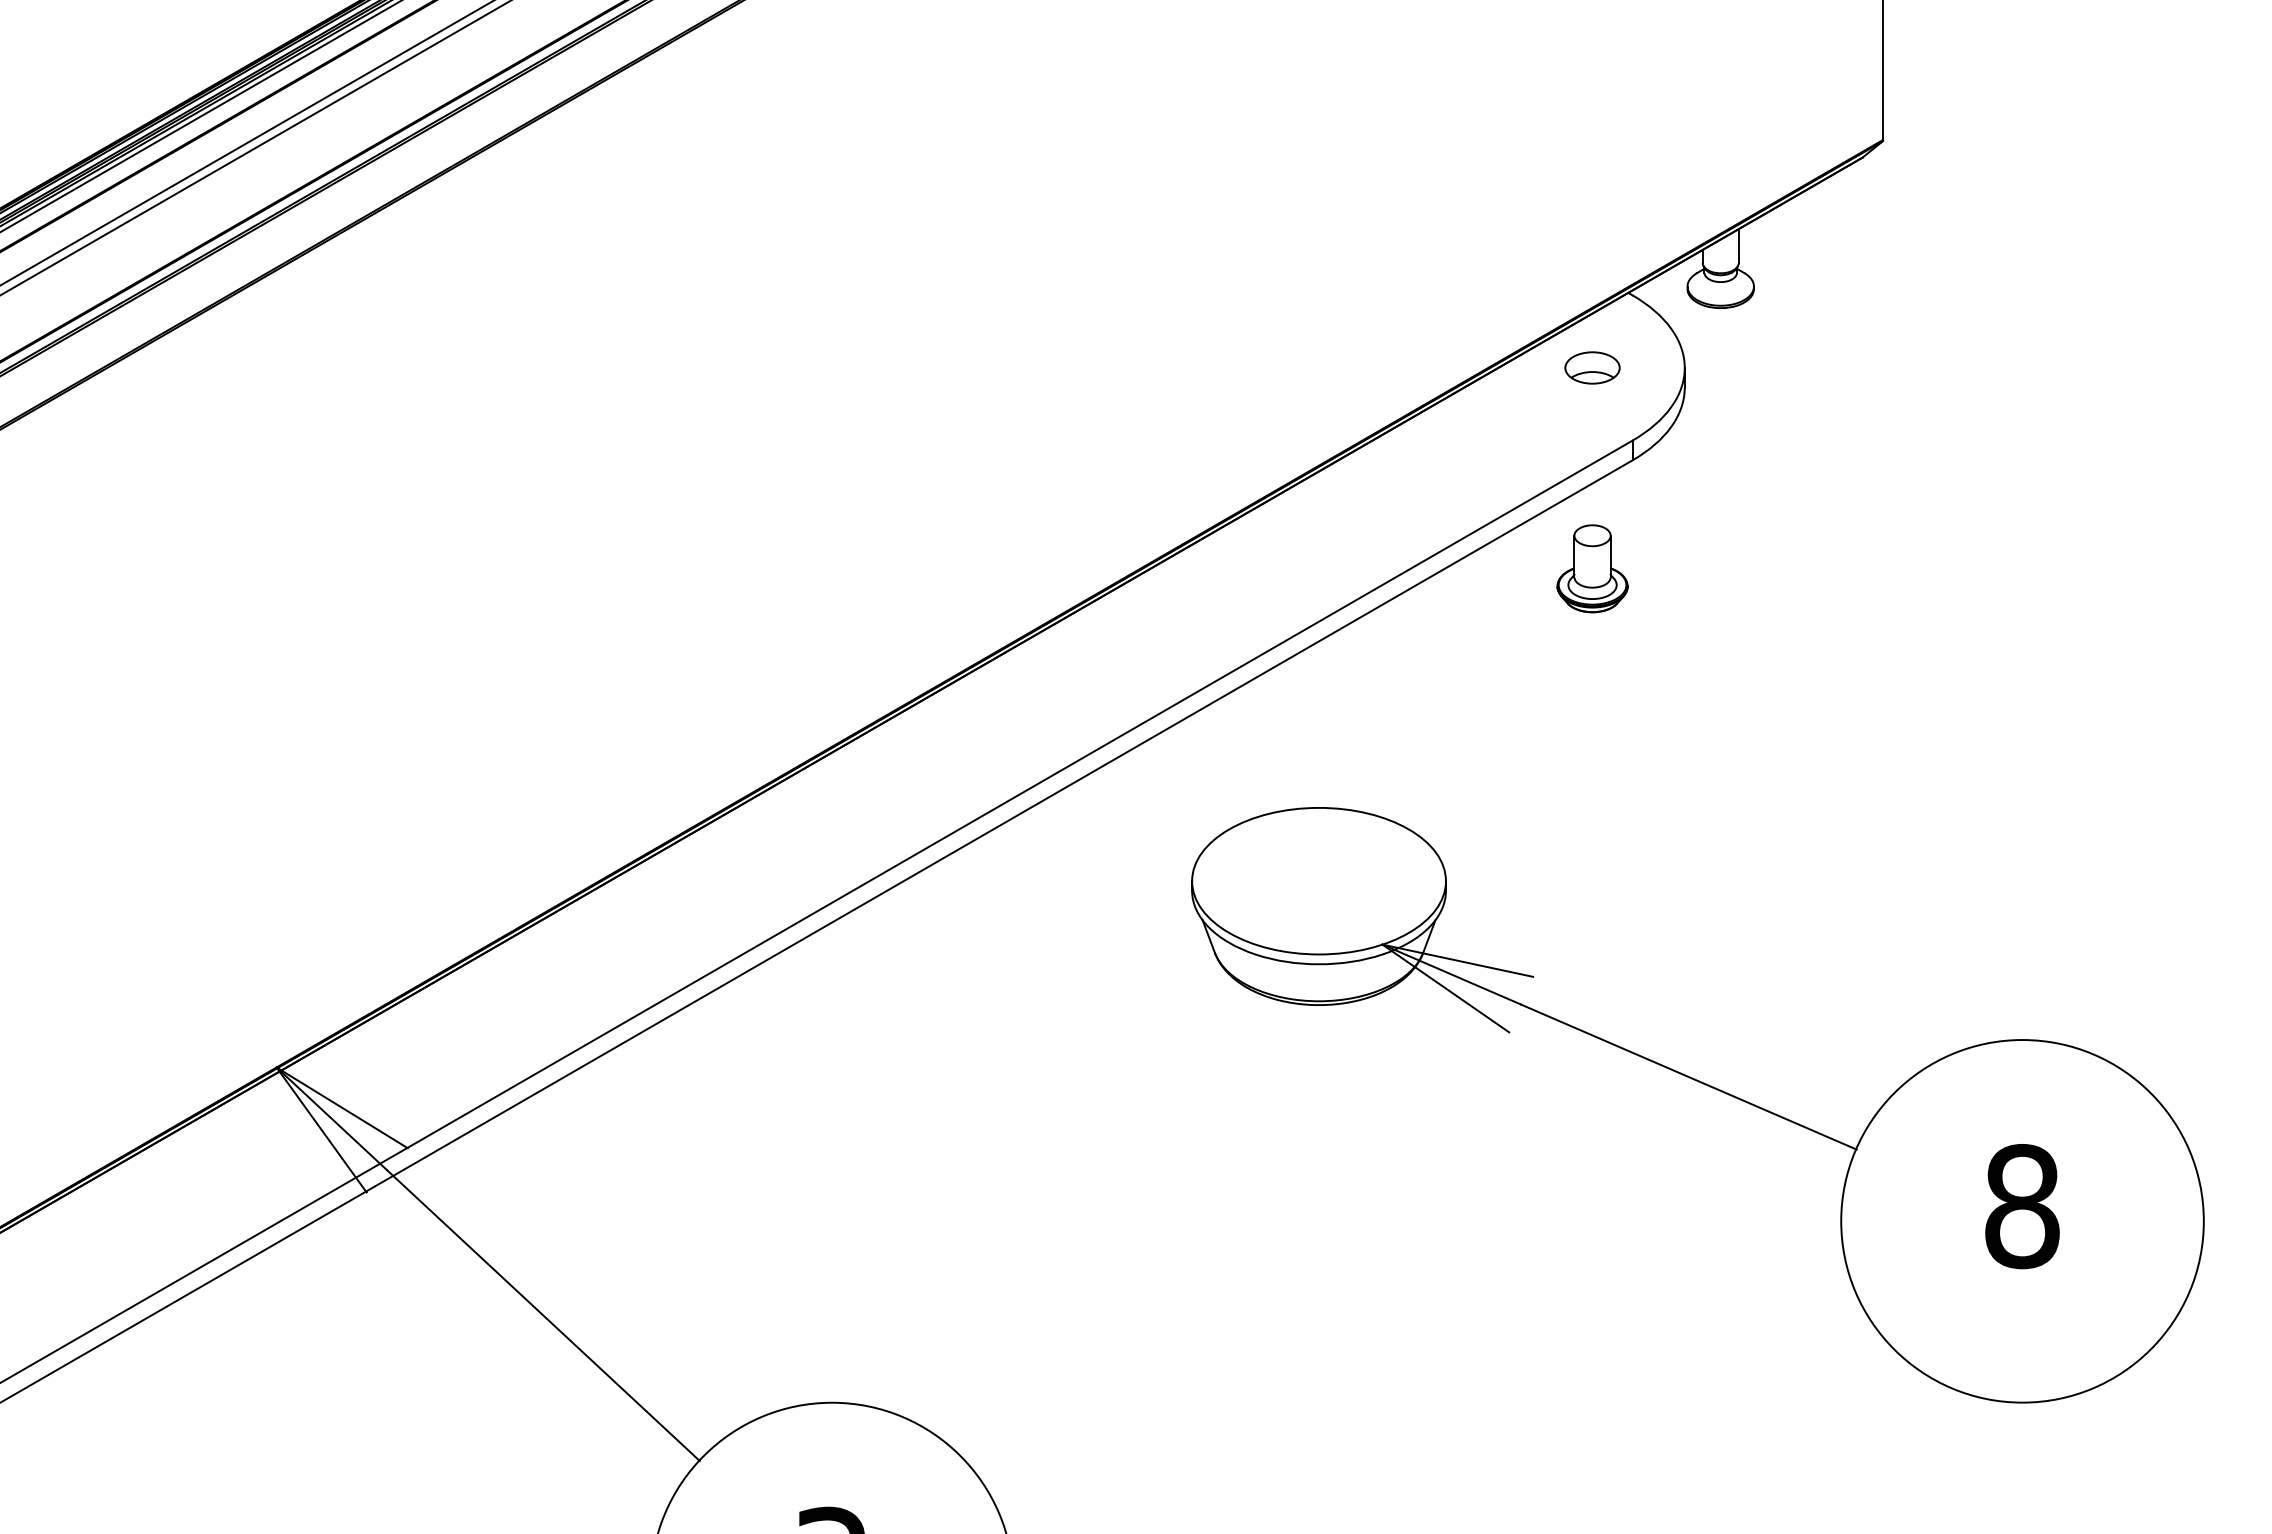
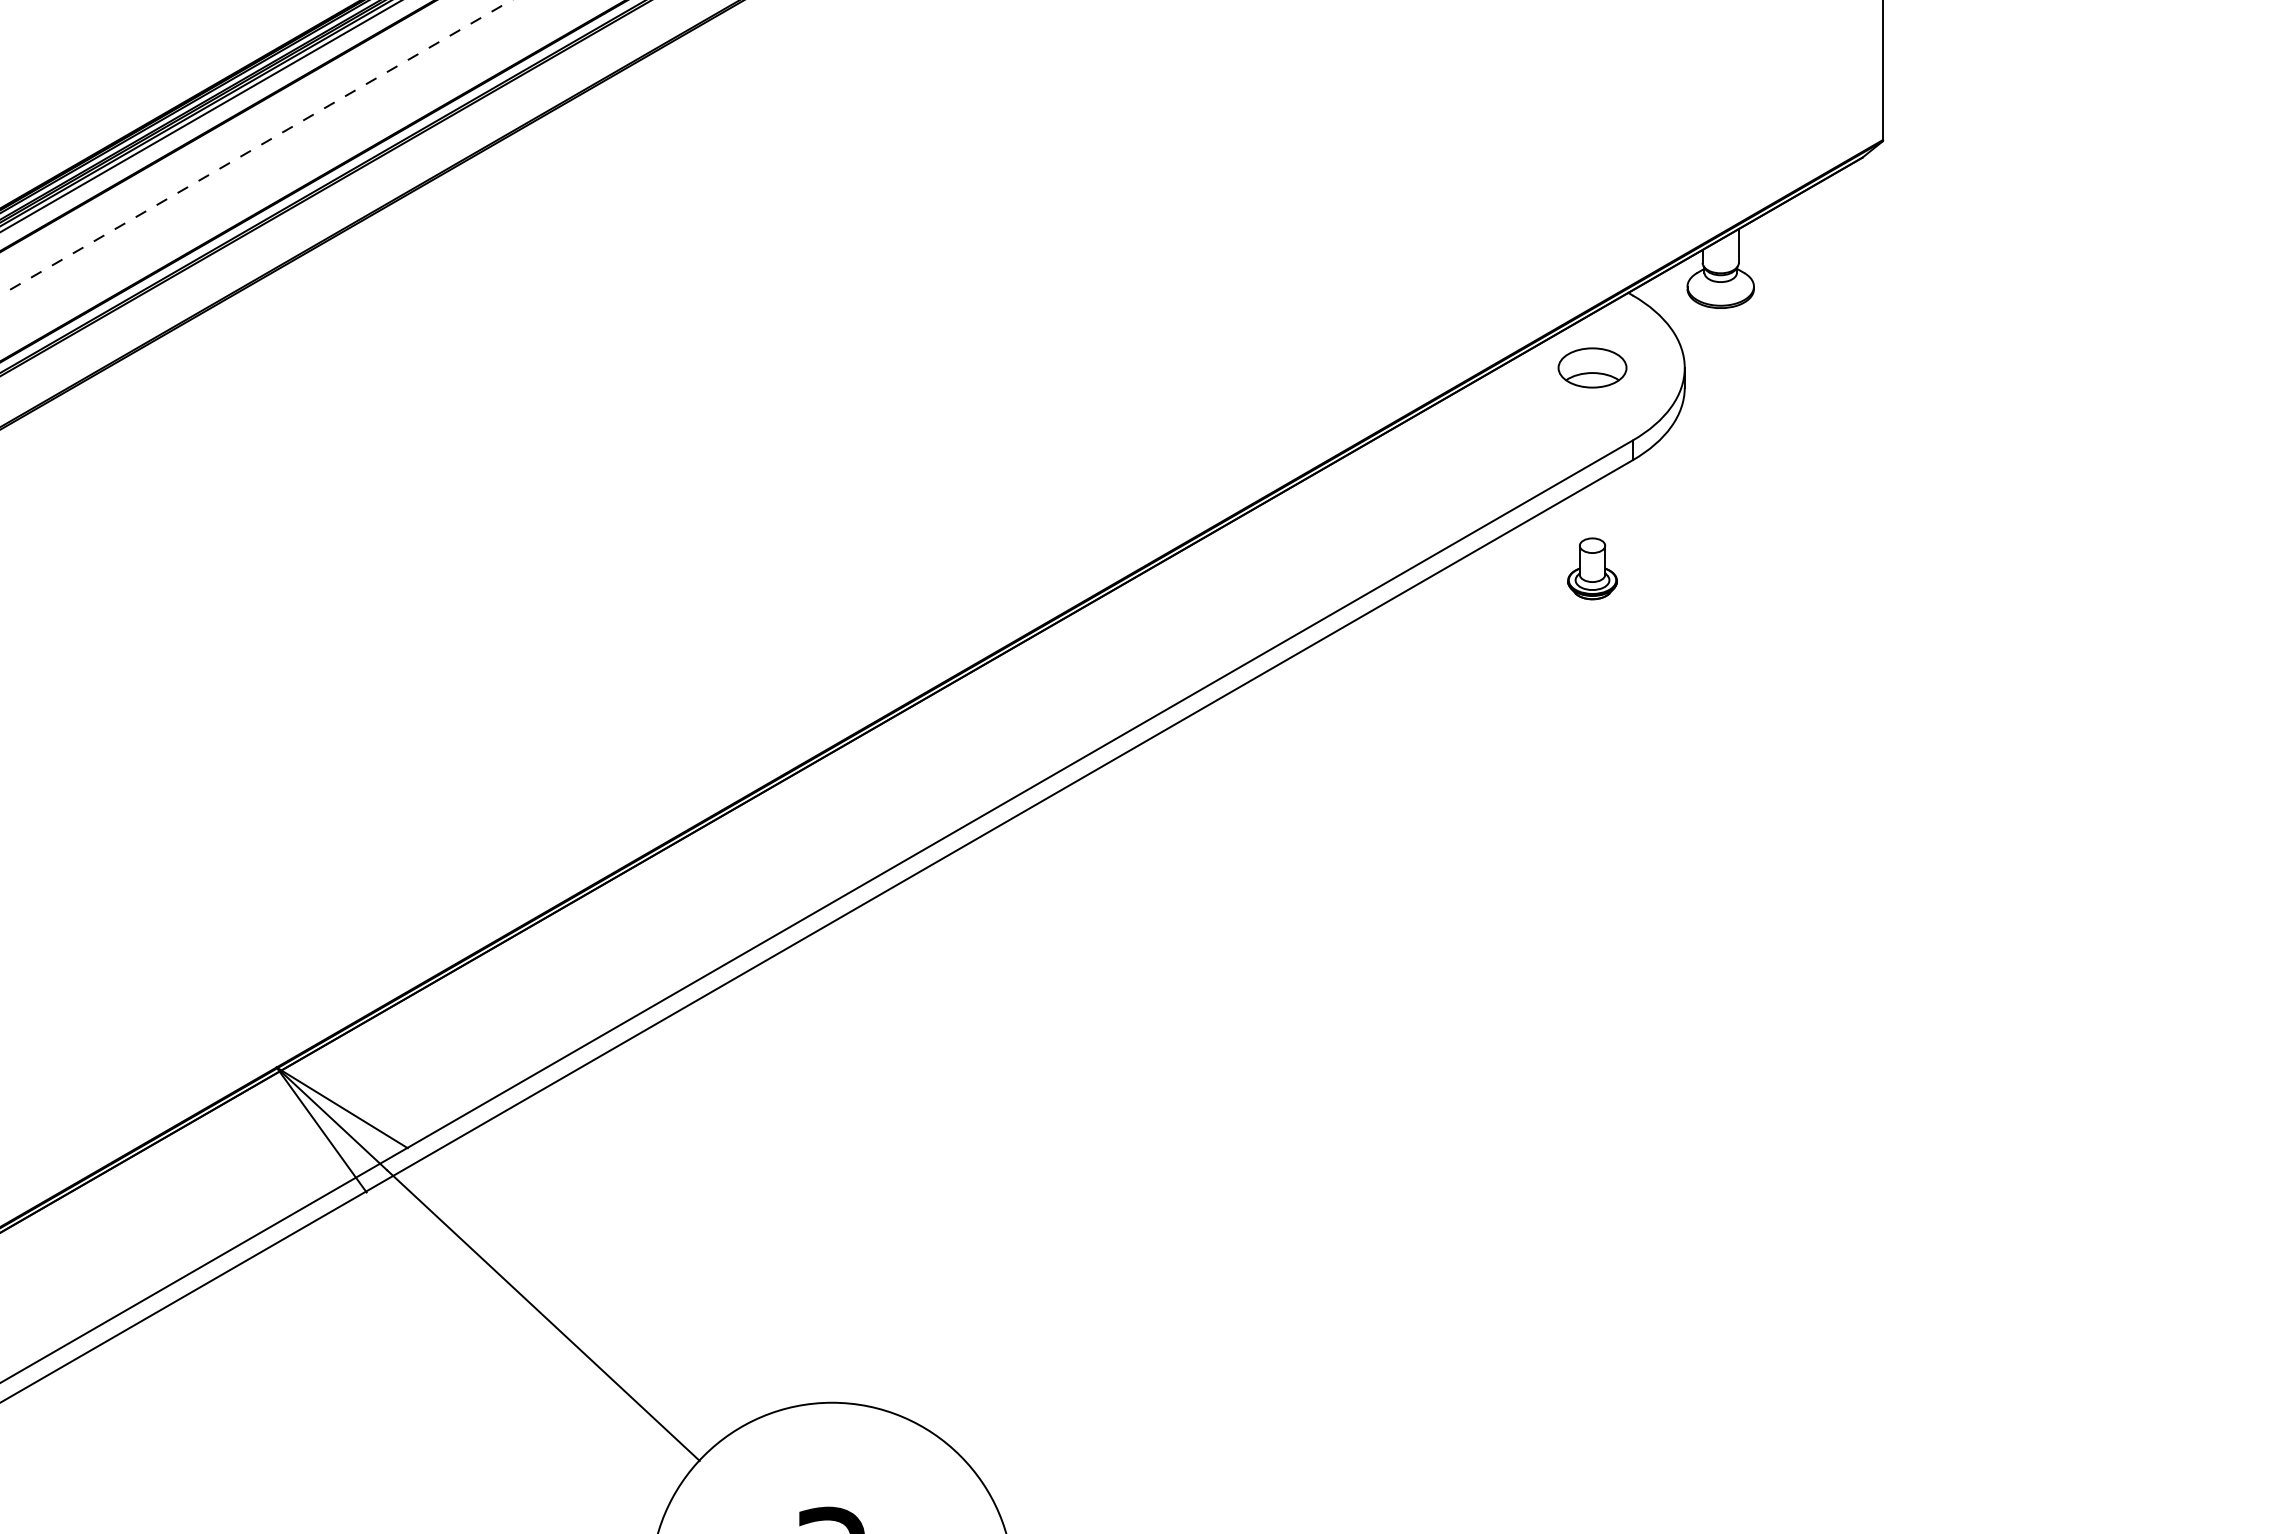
line: present -> none (246, 143)
line: solid -> dashed (255, 148)
part size: 57x34 px -> 71x42 px (1592, 367)
part size: 73x90 px -> 51x64 px (1592, 568)
part: present -> none (1707, 1086)
